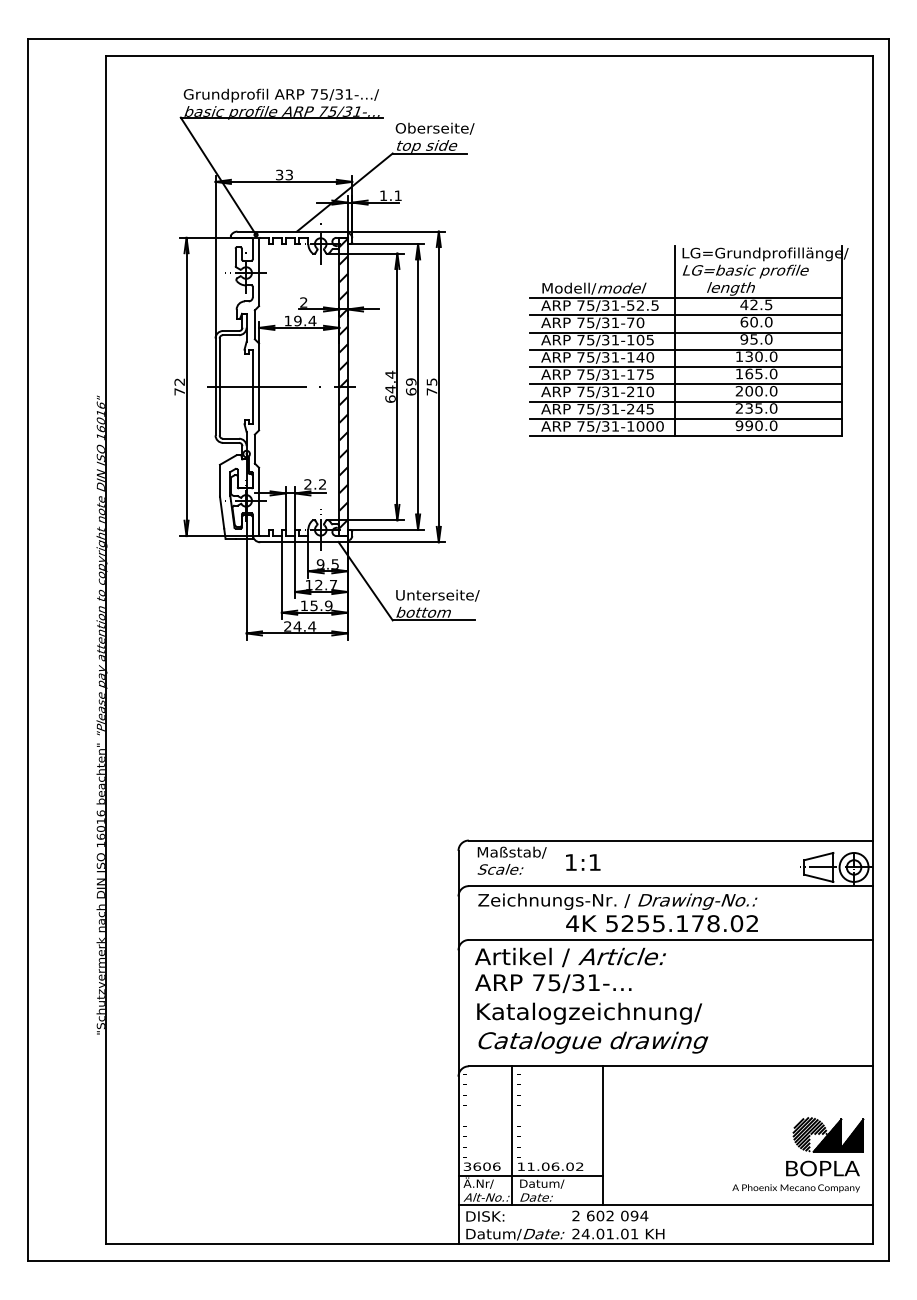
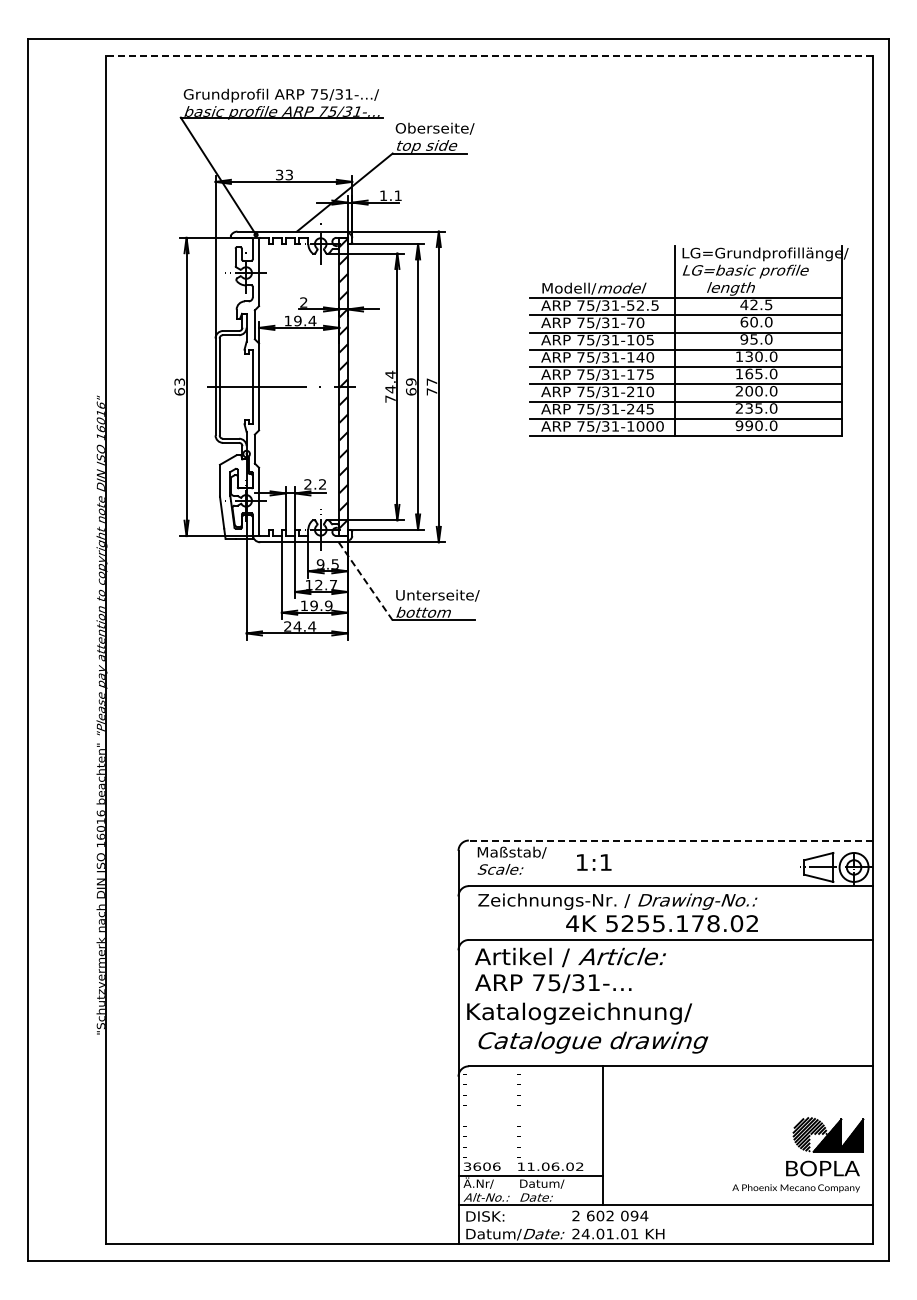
line: solid -> dashed (489, 55)
text: 75 -> 77 (432, 381)
text: 72 -> 63 (179, 386)
text: 64.4 -> 74.4 (390, 398)
line: solid -> dashed (365, 581)
text: 15.9 -> 19.9 (313, 605)
line: solid -> dashed (670, 840)
text position: (583, 862) -> (594, 862) (594, 862)
text position: (589, 1013) -> (579, 1013) (579, 1013)
line: present -> none (512, 1135)
